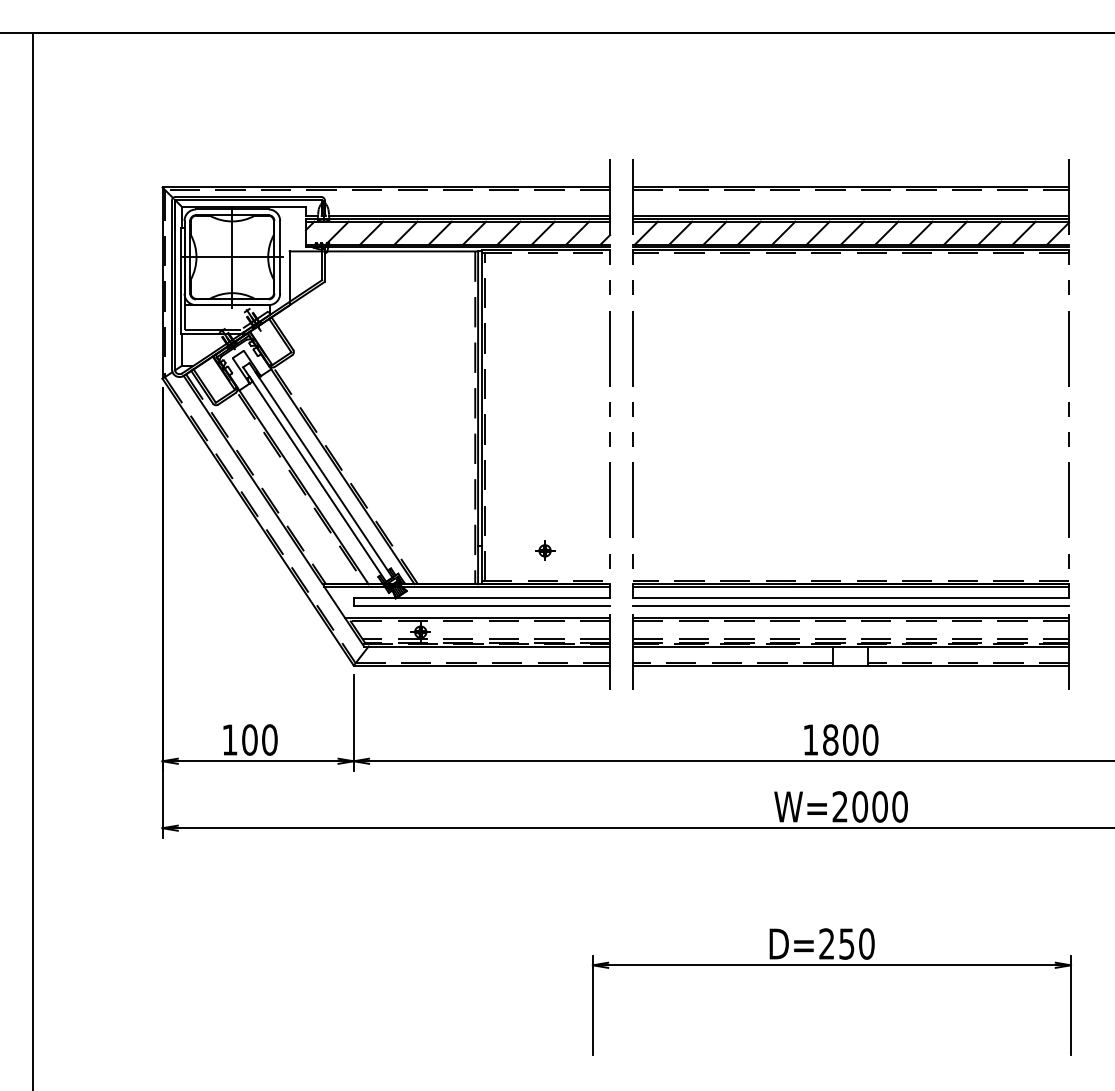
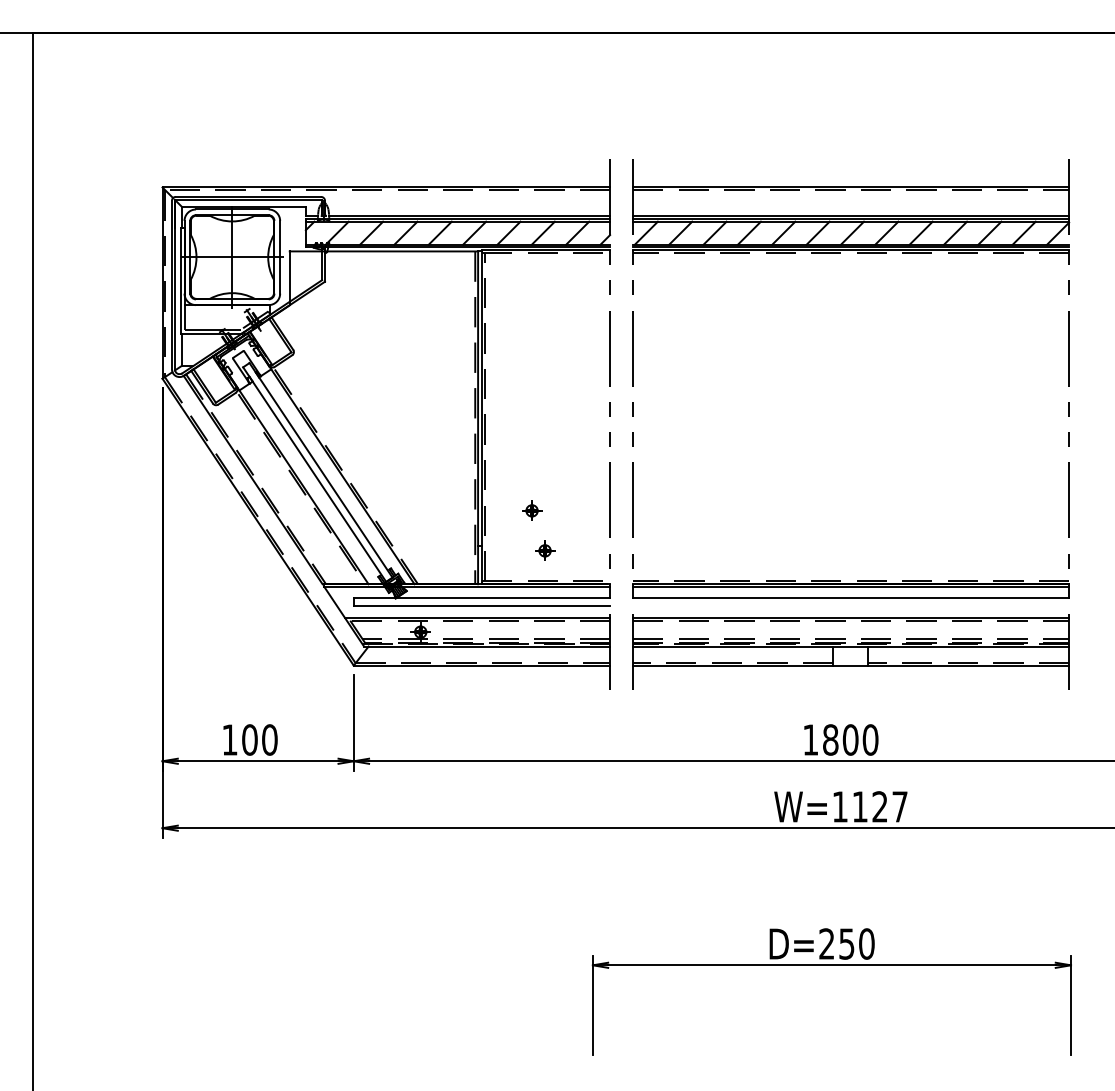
part: none -> present (532, 510)
line: present -> none (851, 606)
text: W=2000 -> W=1127 (869, 806)
